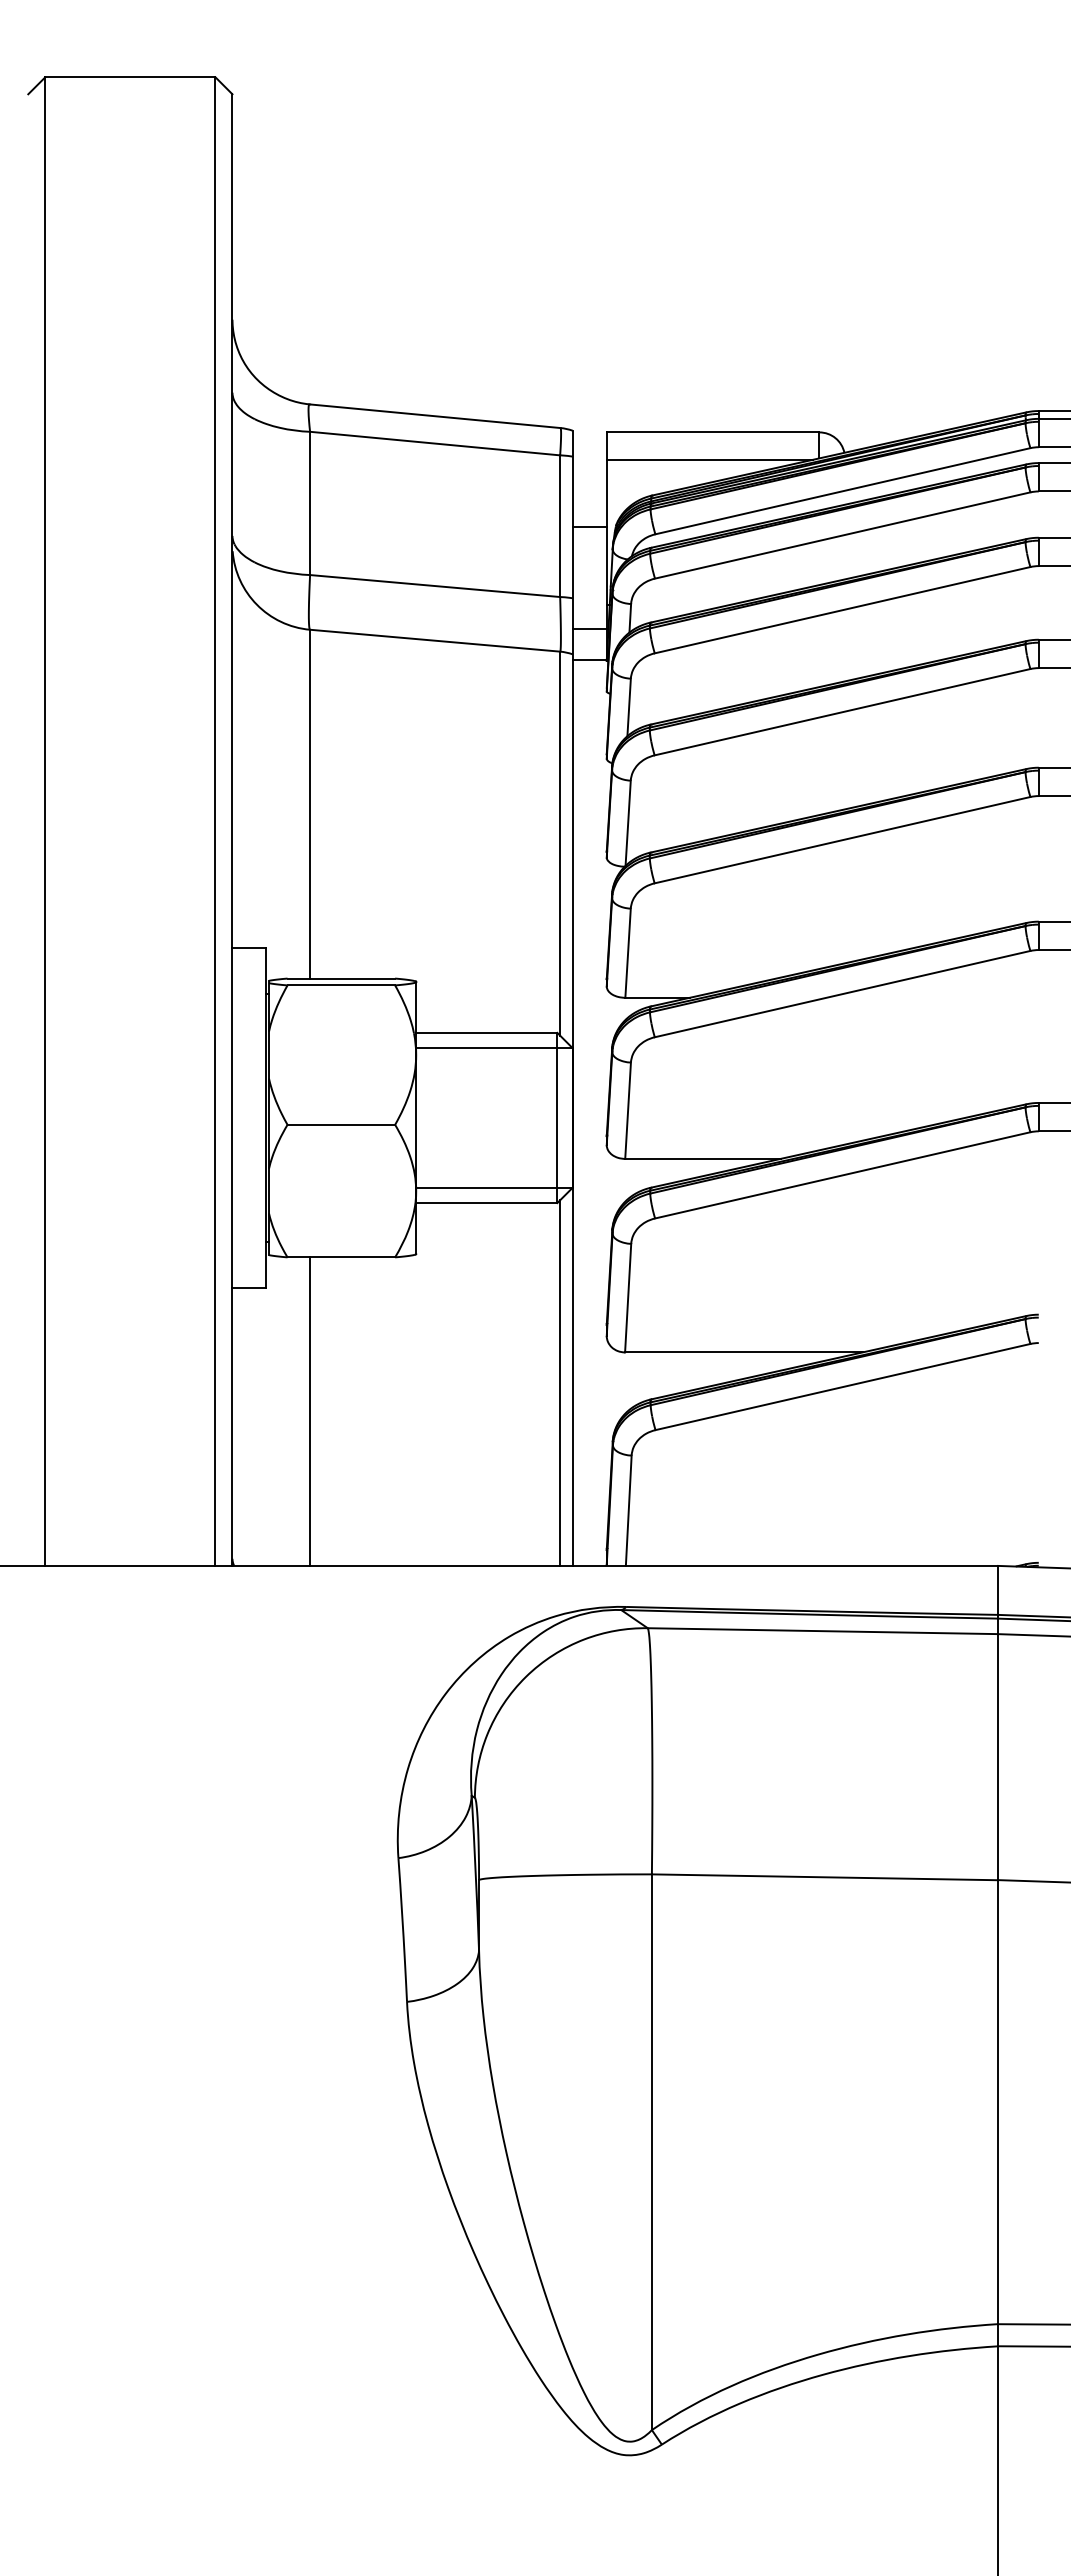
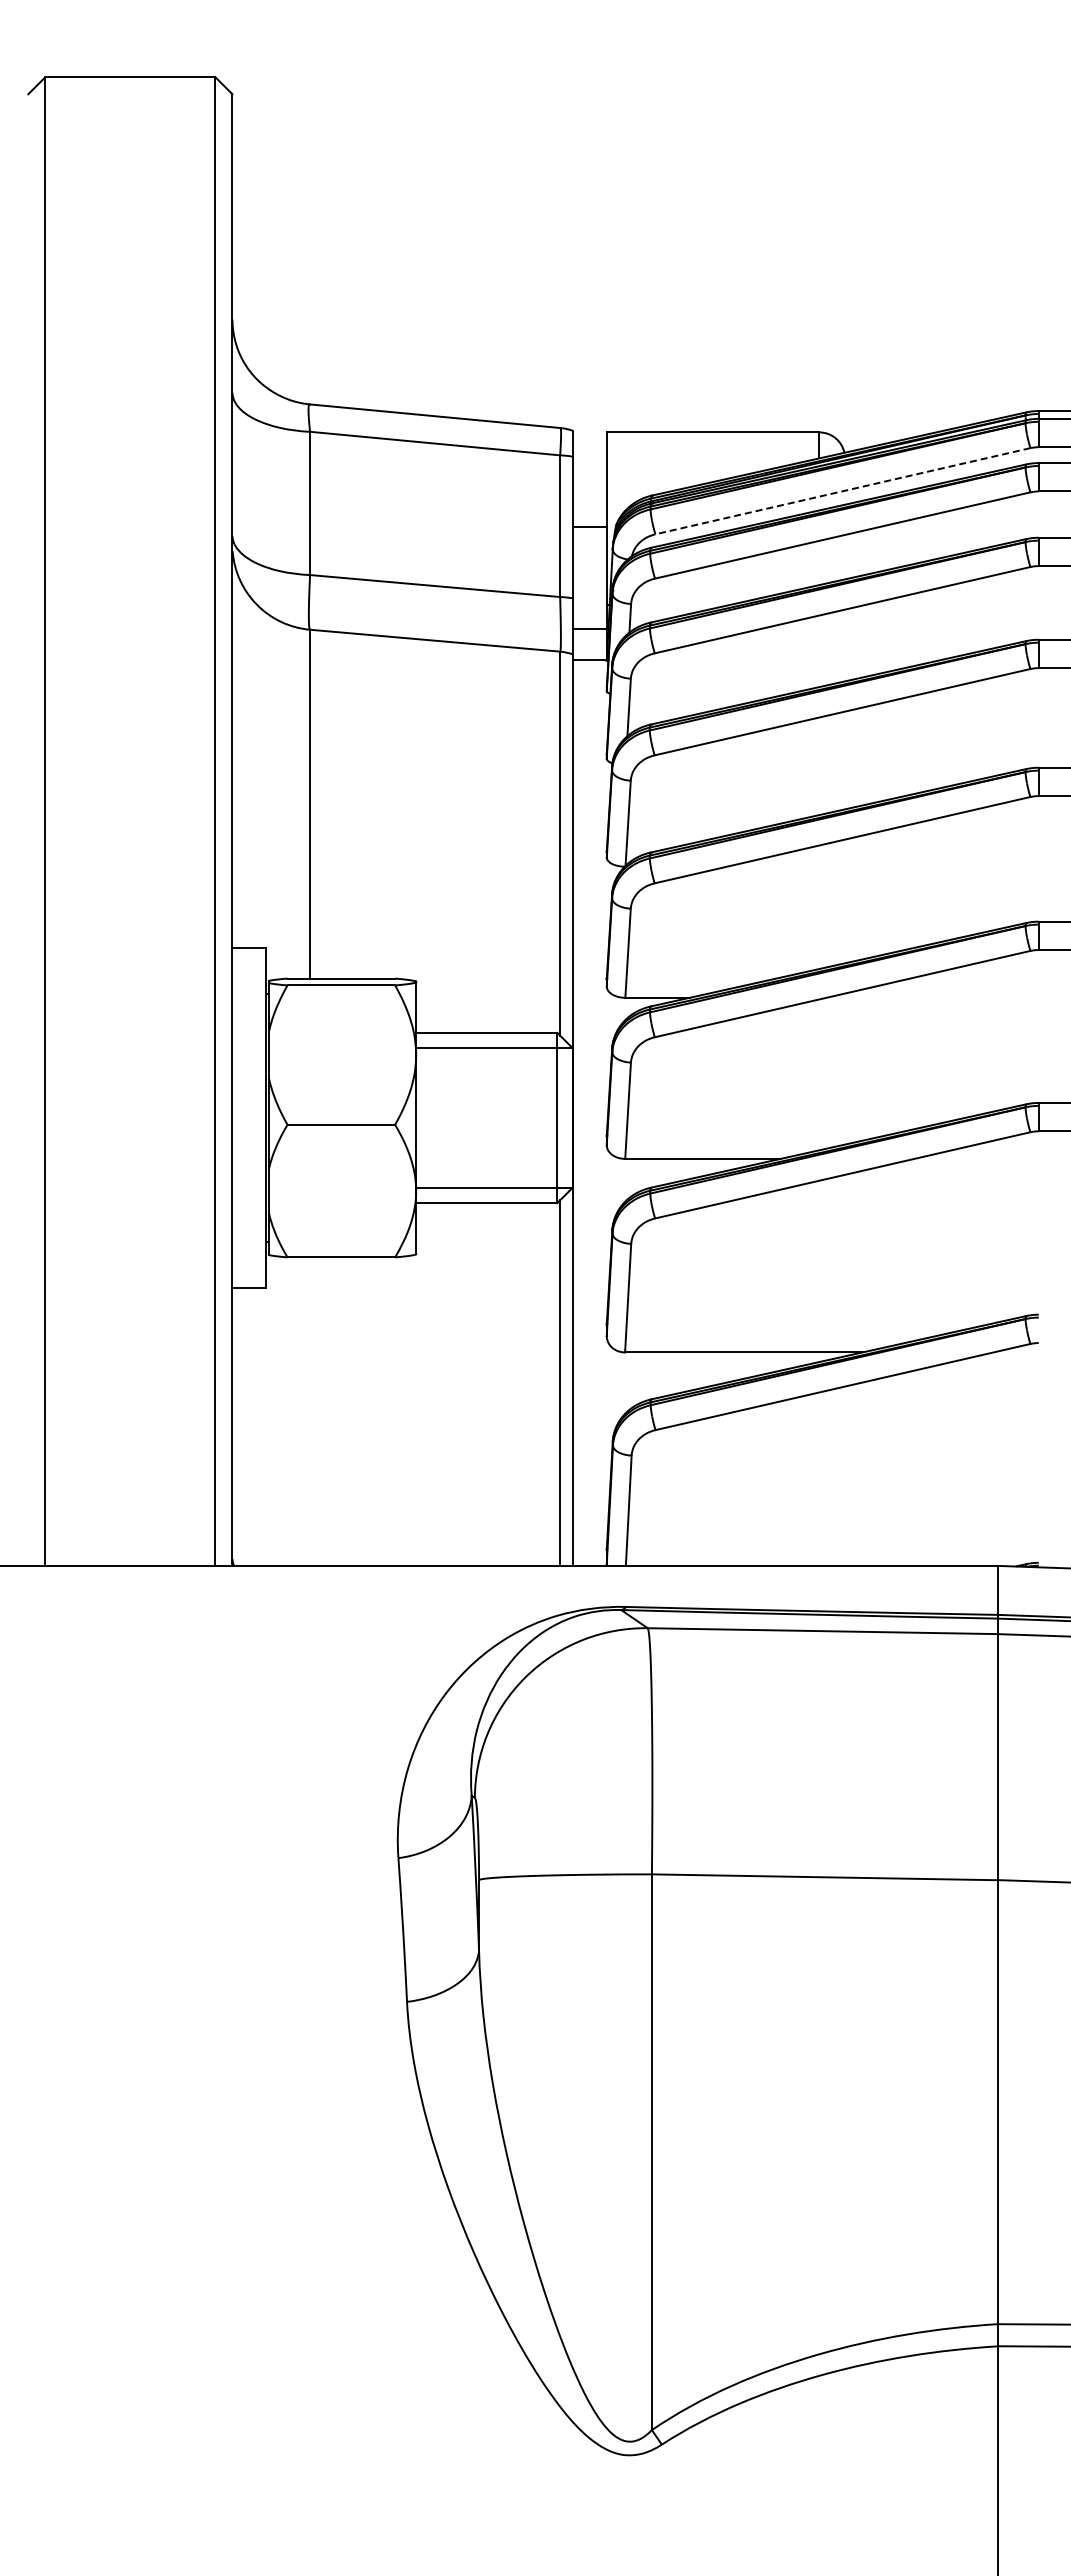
line: present -> none (709, 459)
line: solid -> dashed (842, 491)
line: present -> none (310, 1411)
